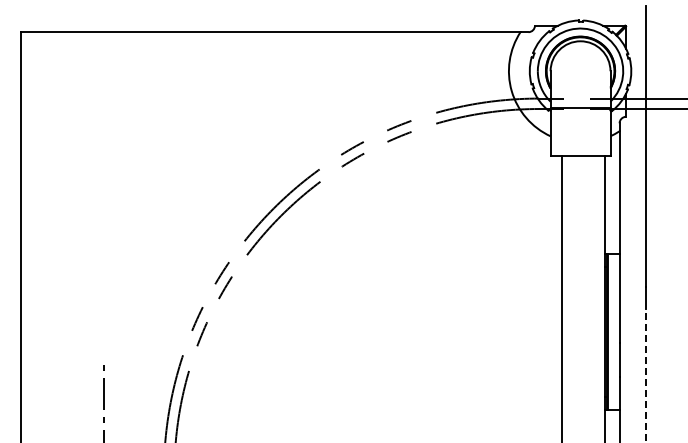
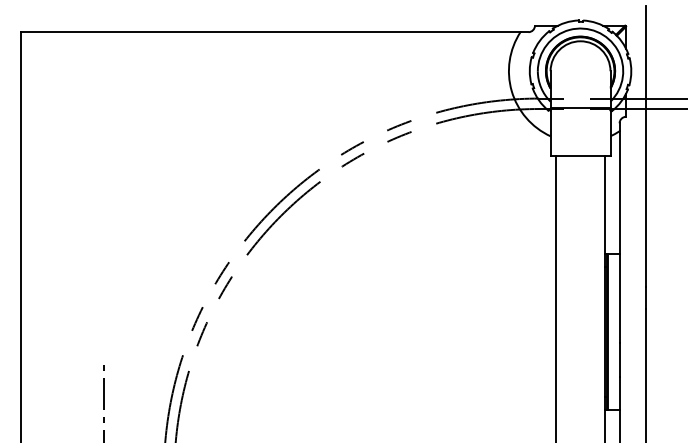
line position: (561, 297) -> (555, 297) (555, 297)
line: dashed -> solid (645, 375)
